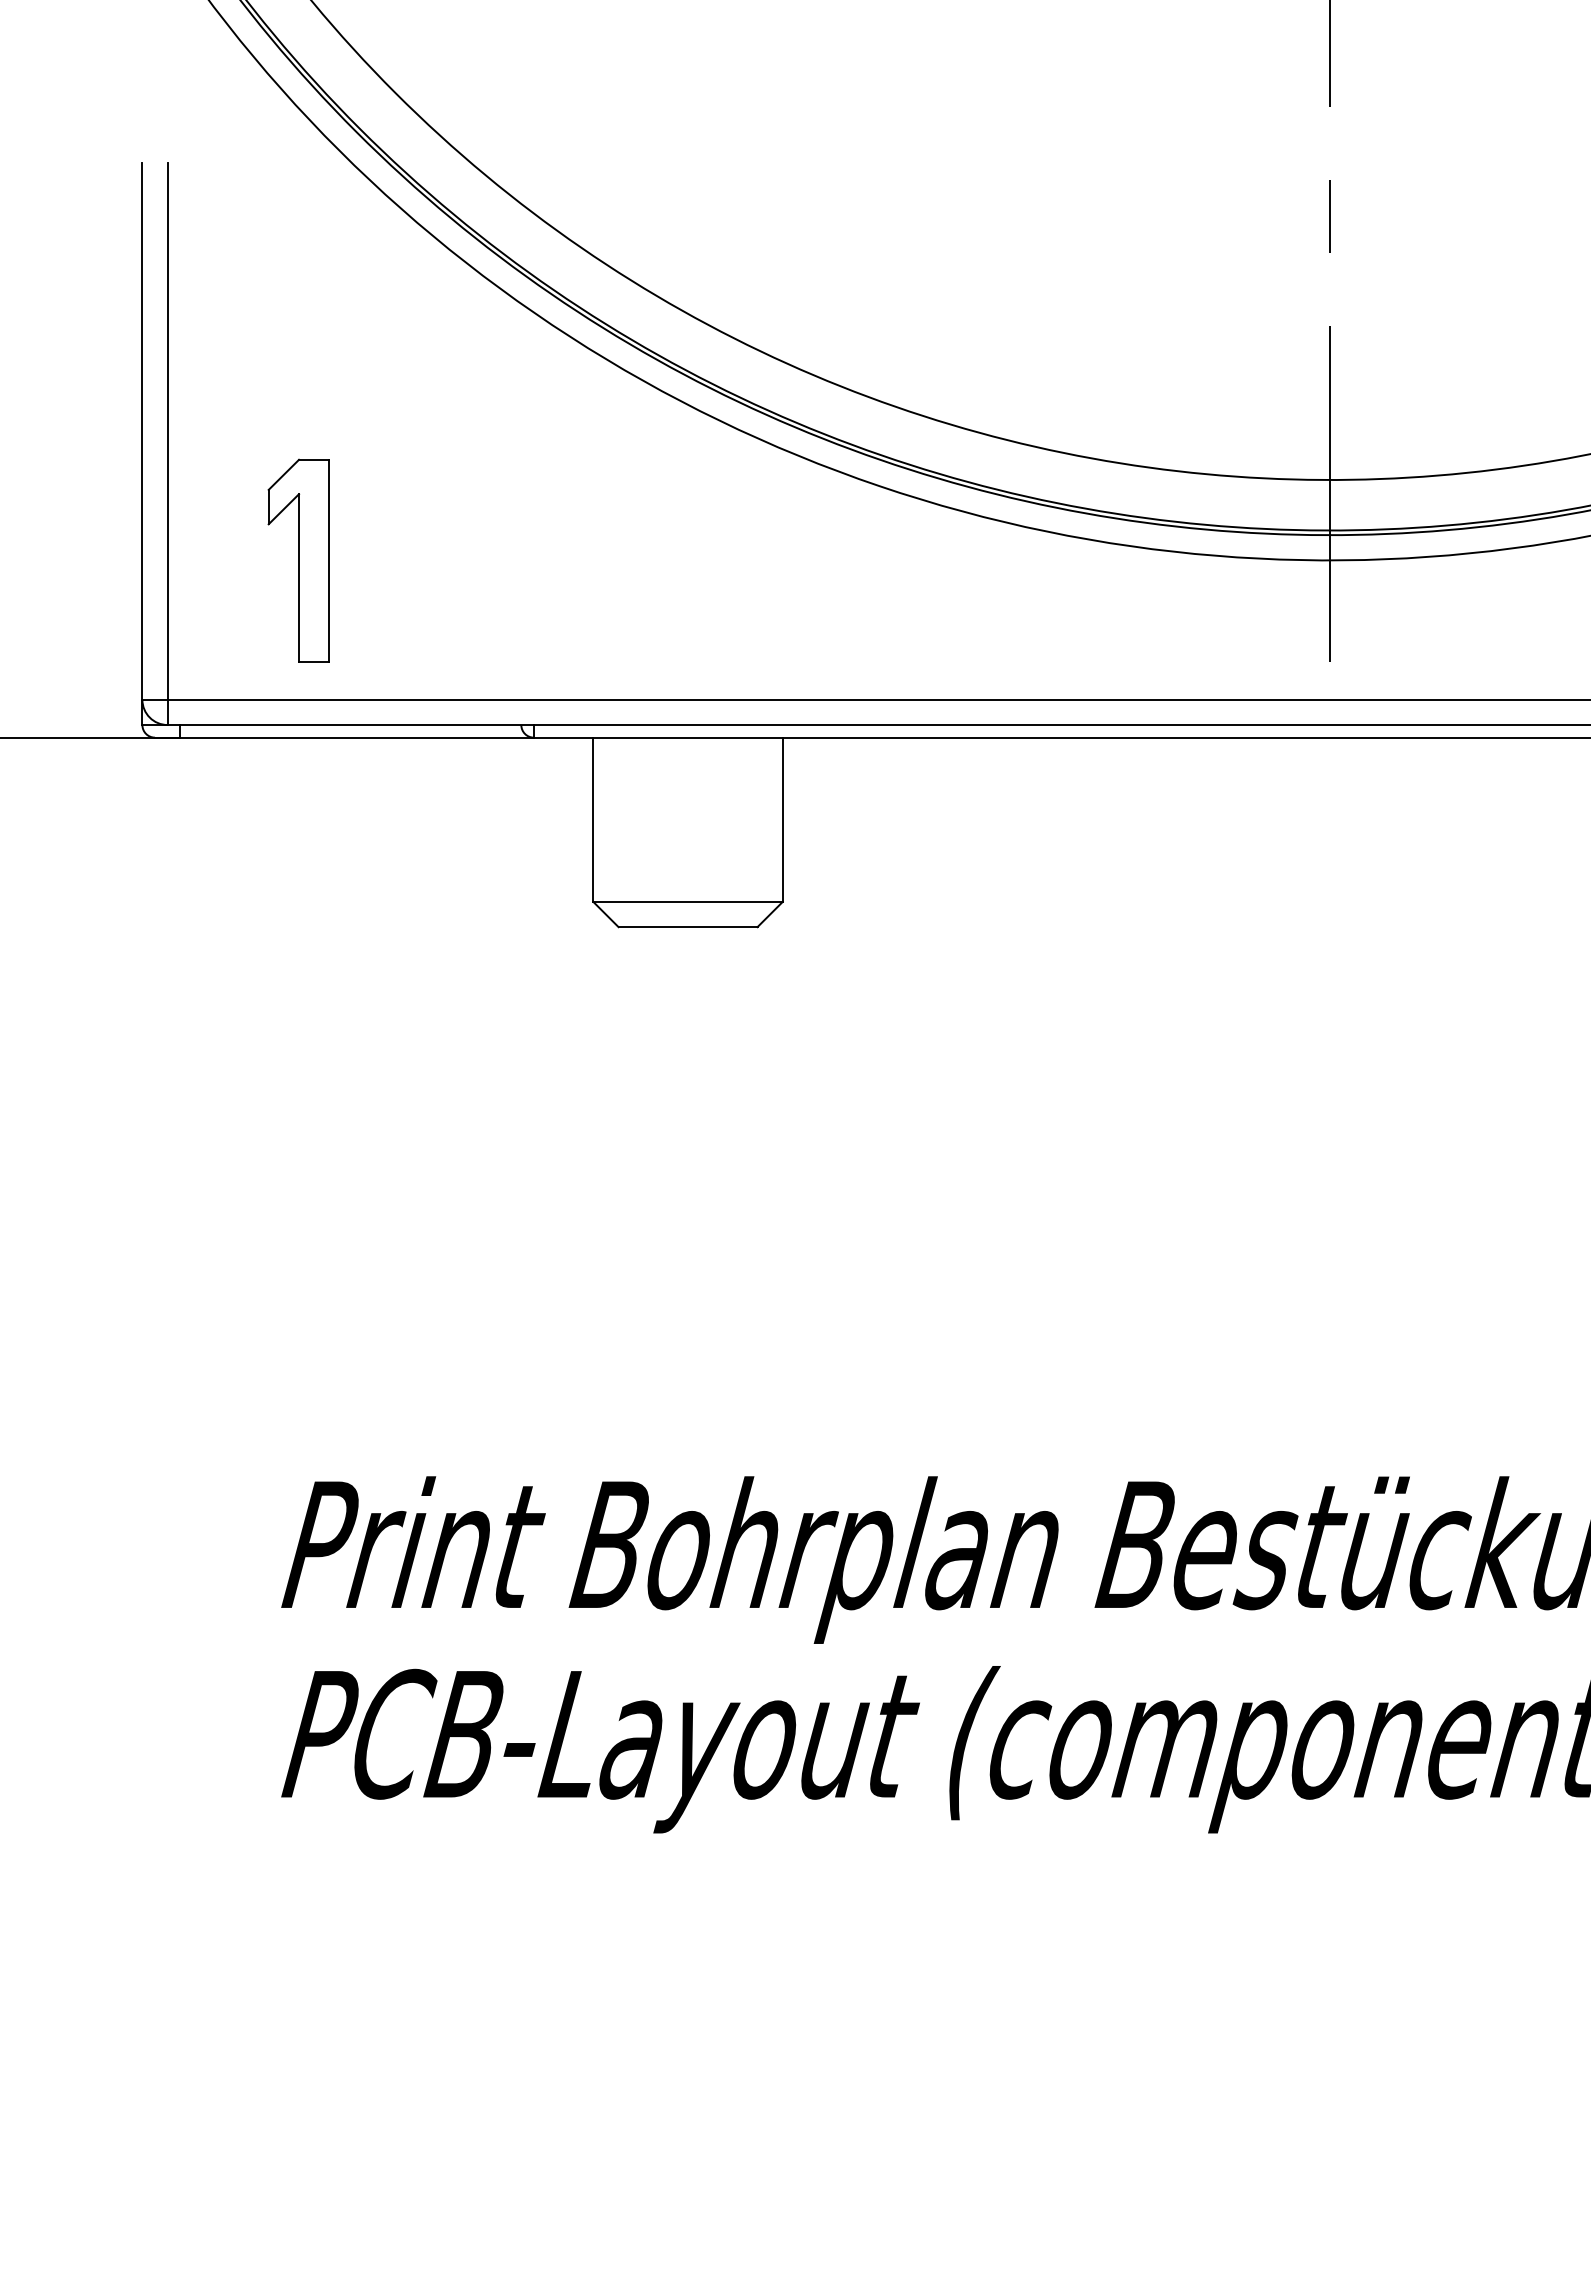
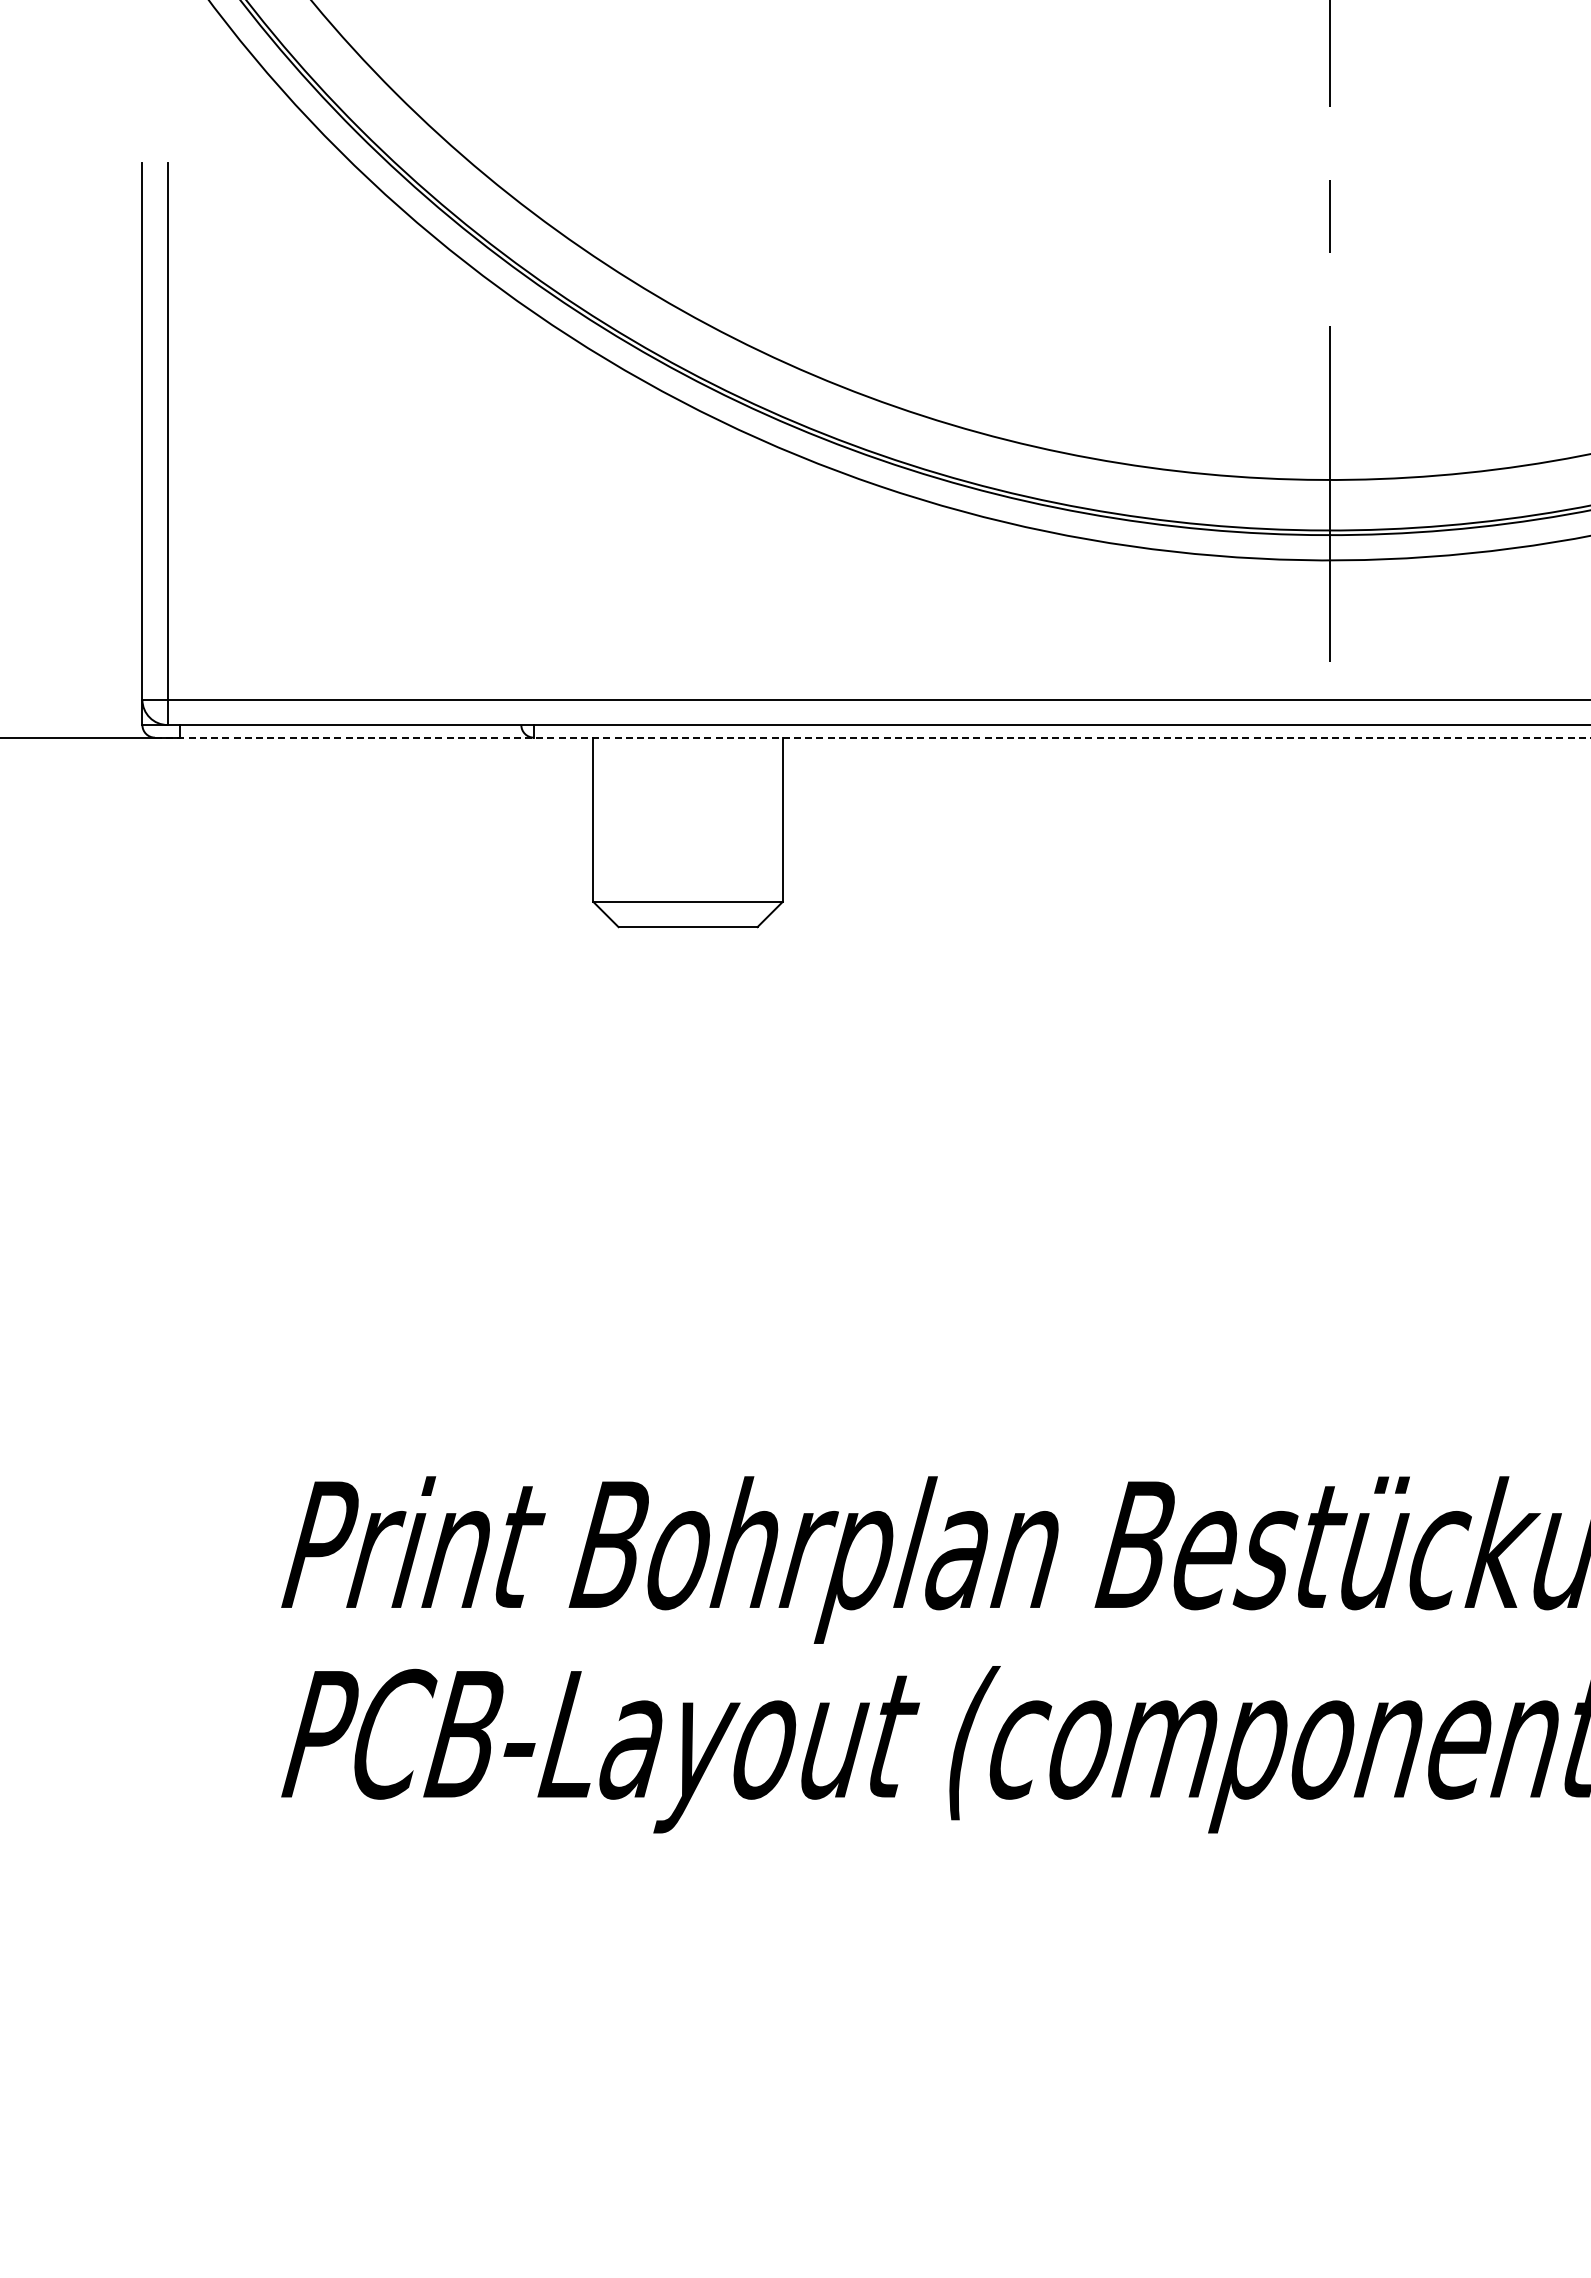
part: present -> none (298, 560)
line: solid -> dashed (872, 737)
